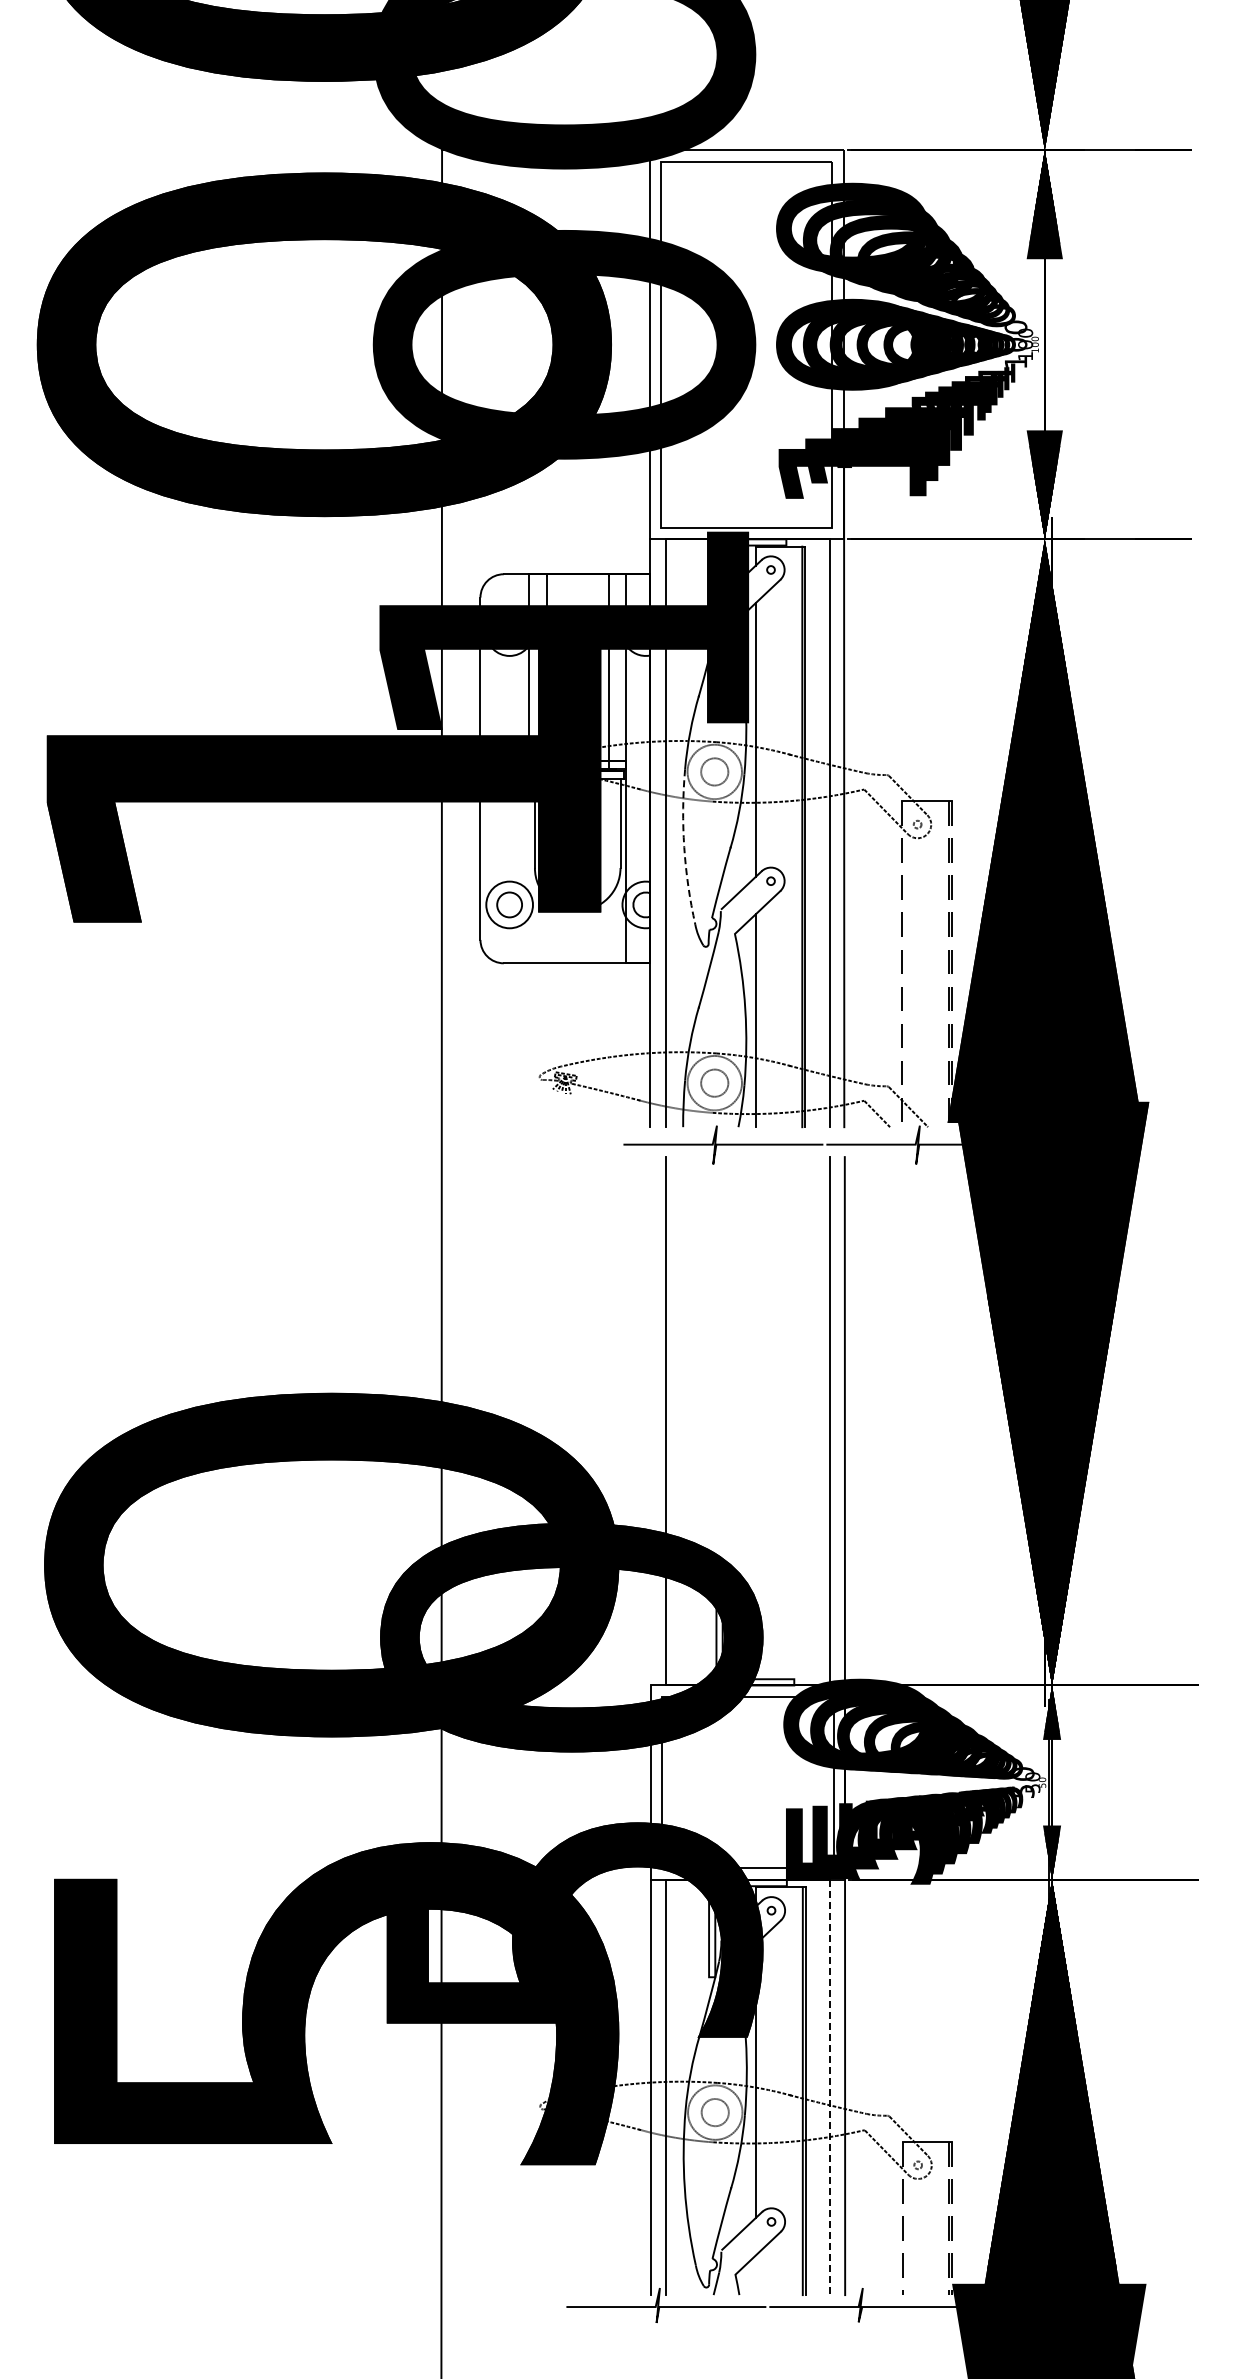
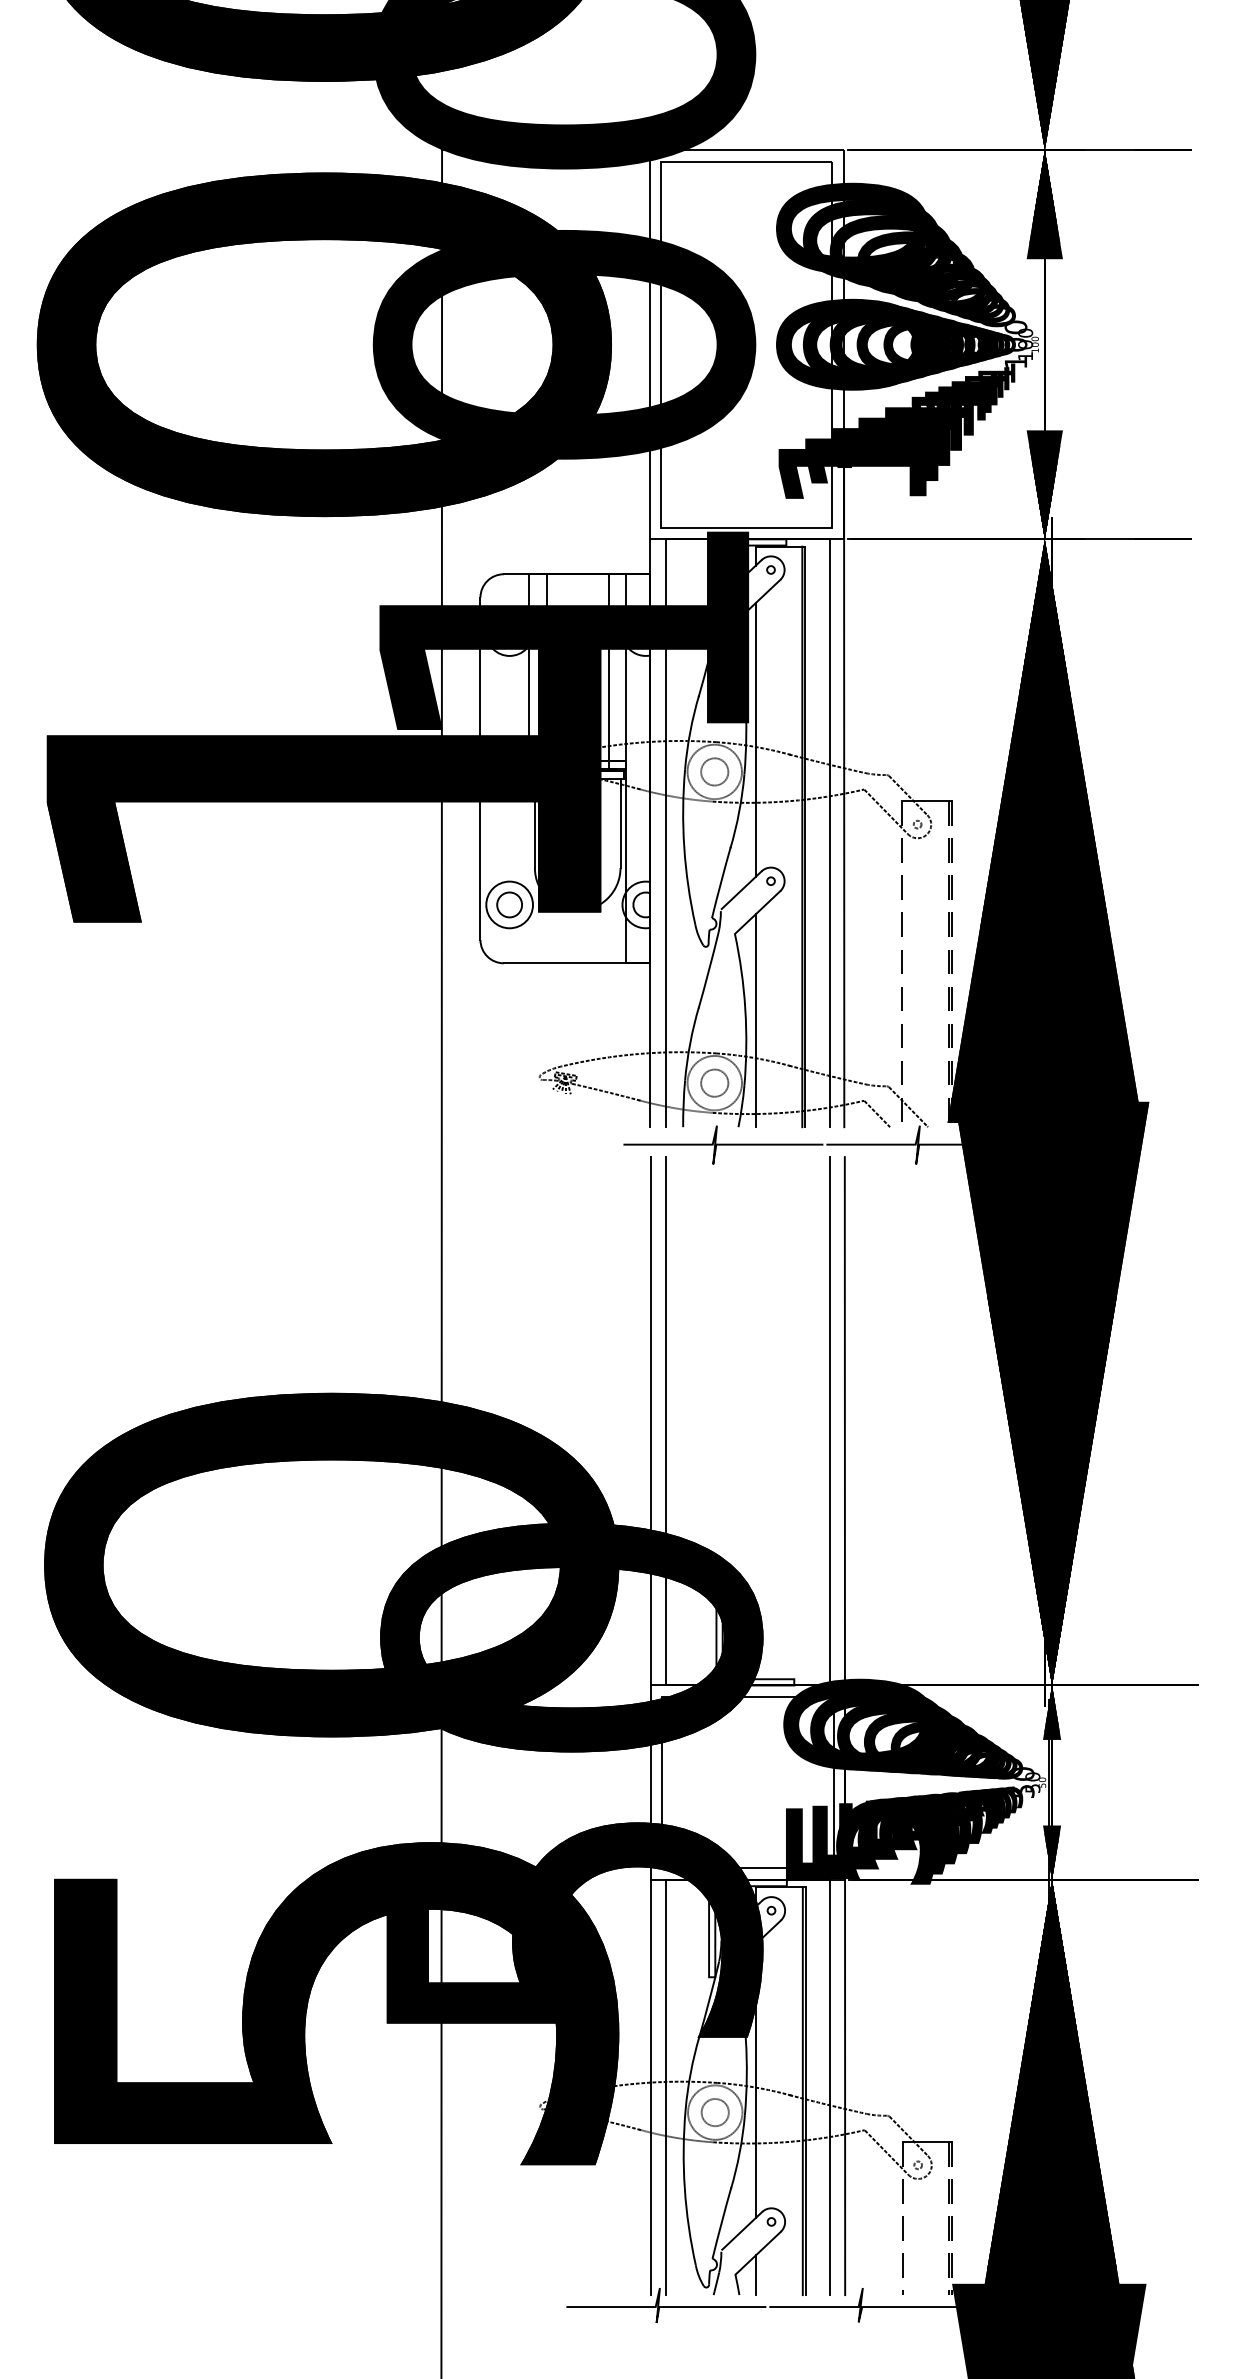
arc: dashed -> solid (684, 847)
line: none -> present (650, 1421)
line: dashed -> solid (830, 2087)
line: none -> present (756, 2275)
